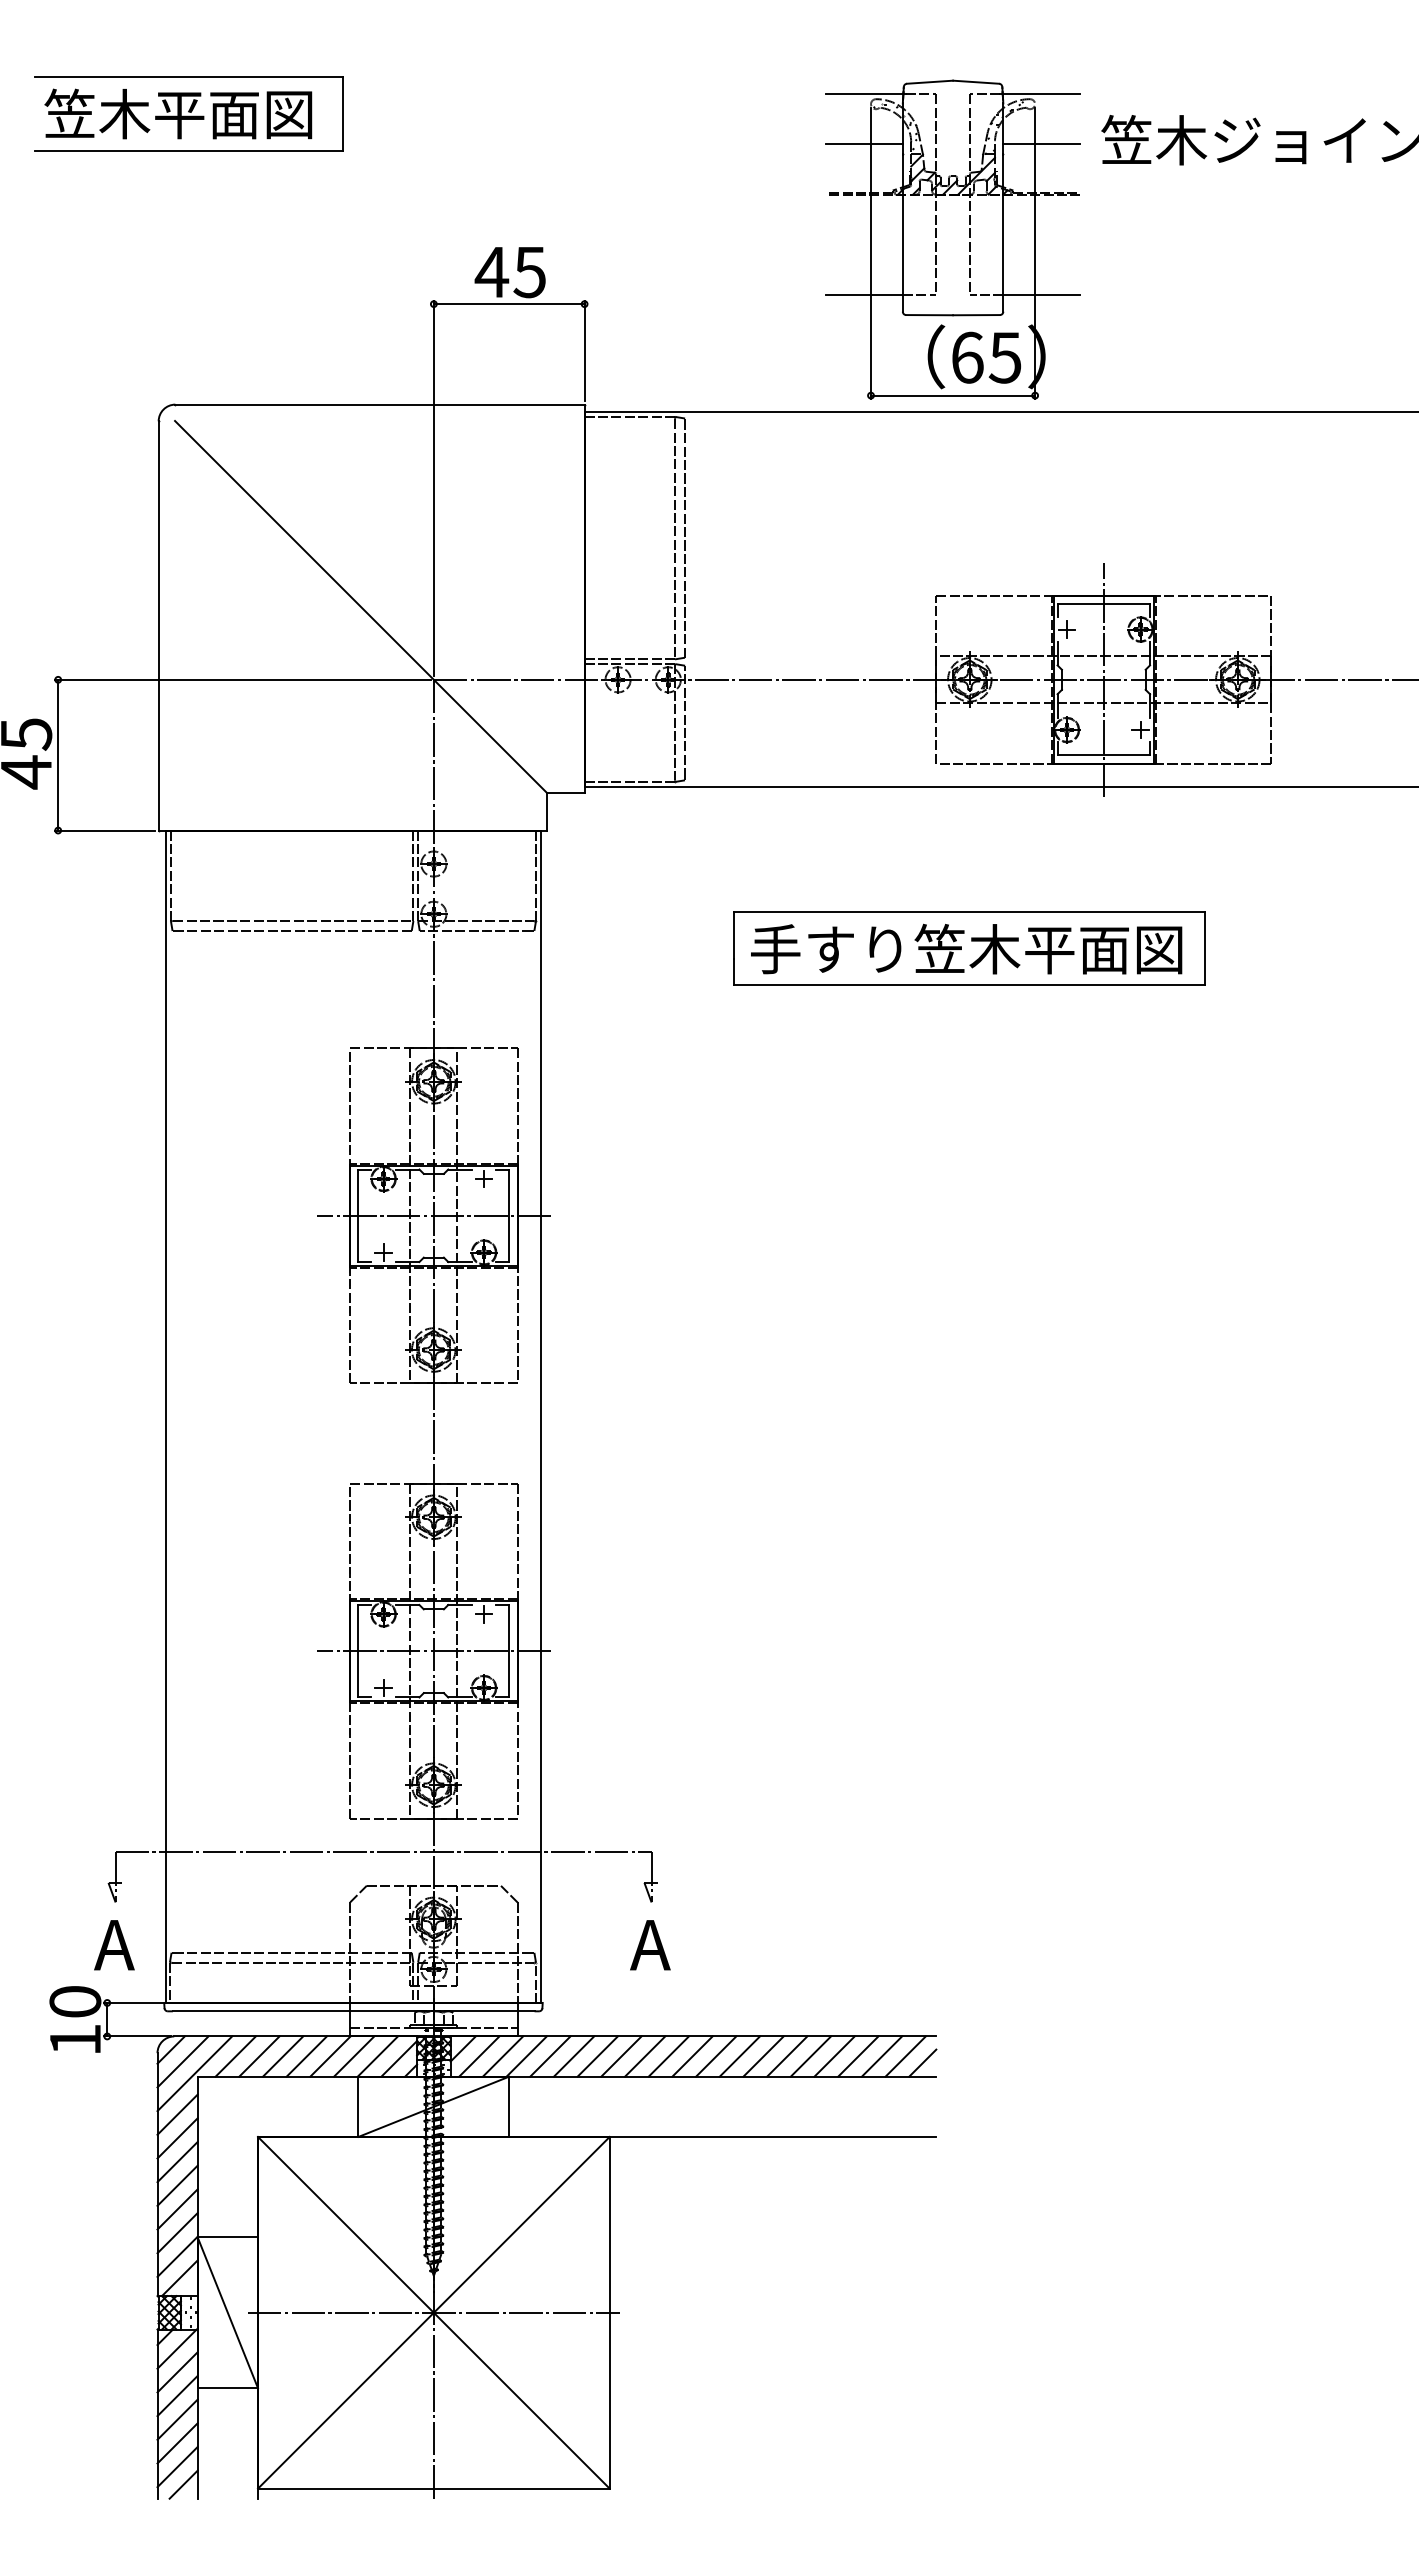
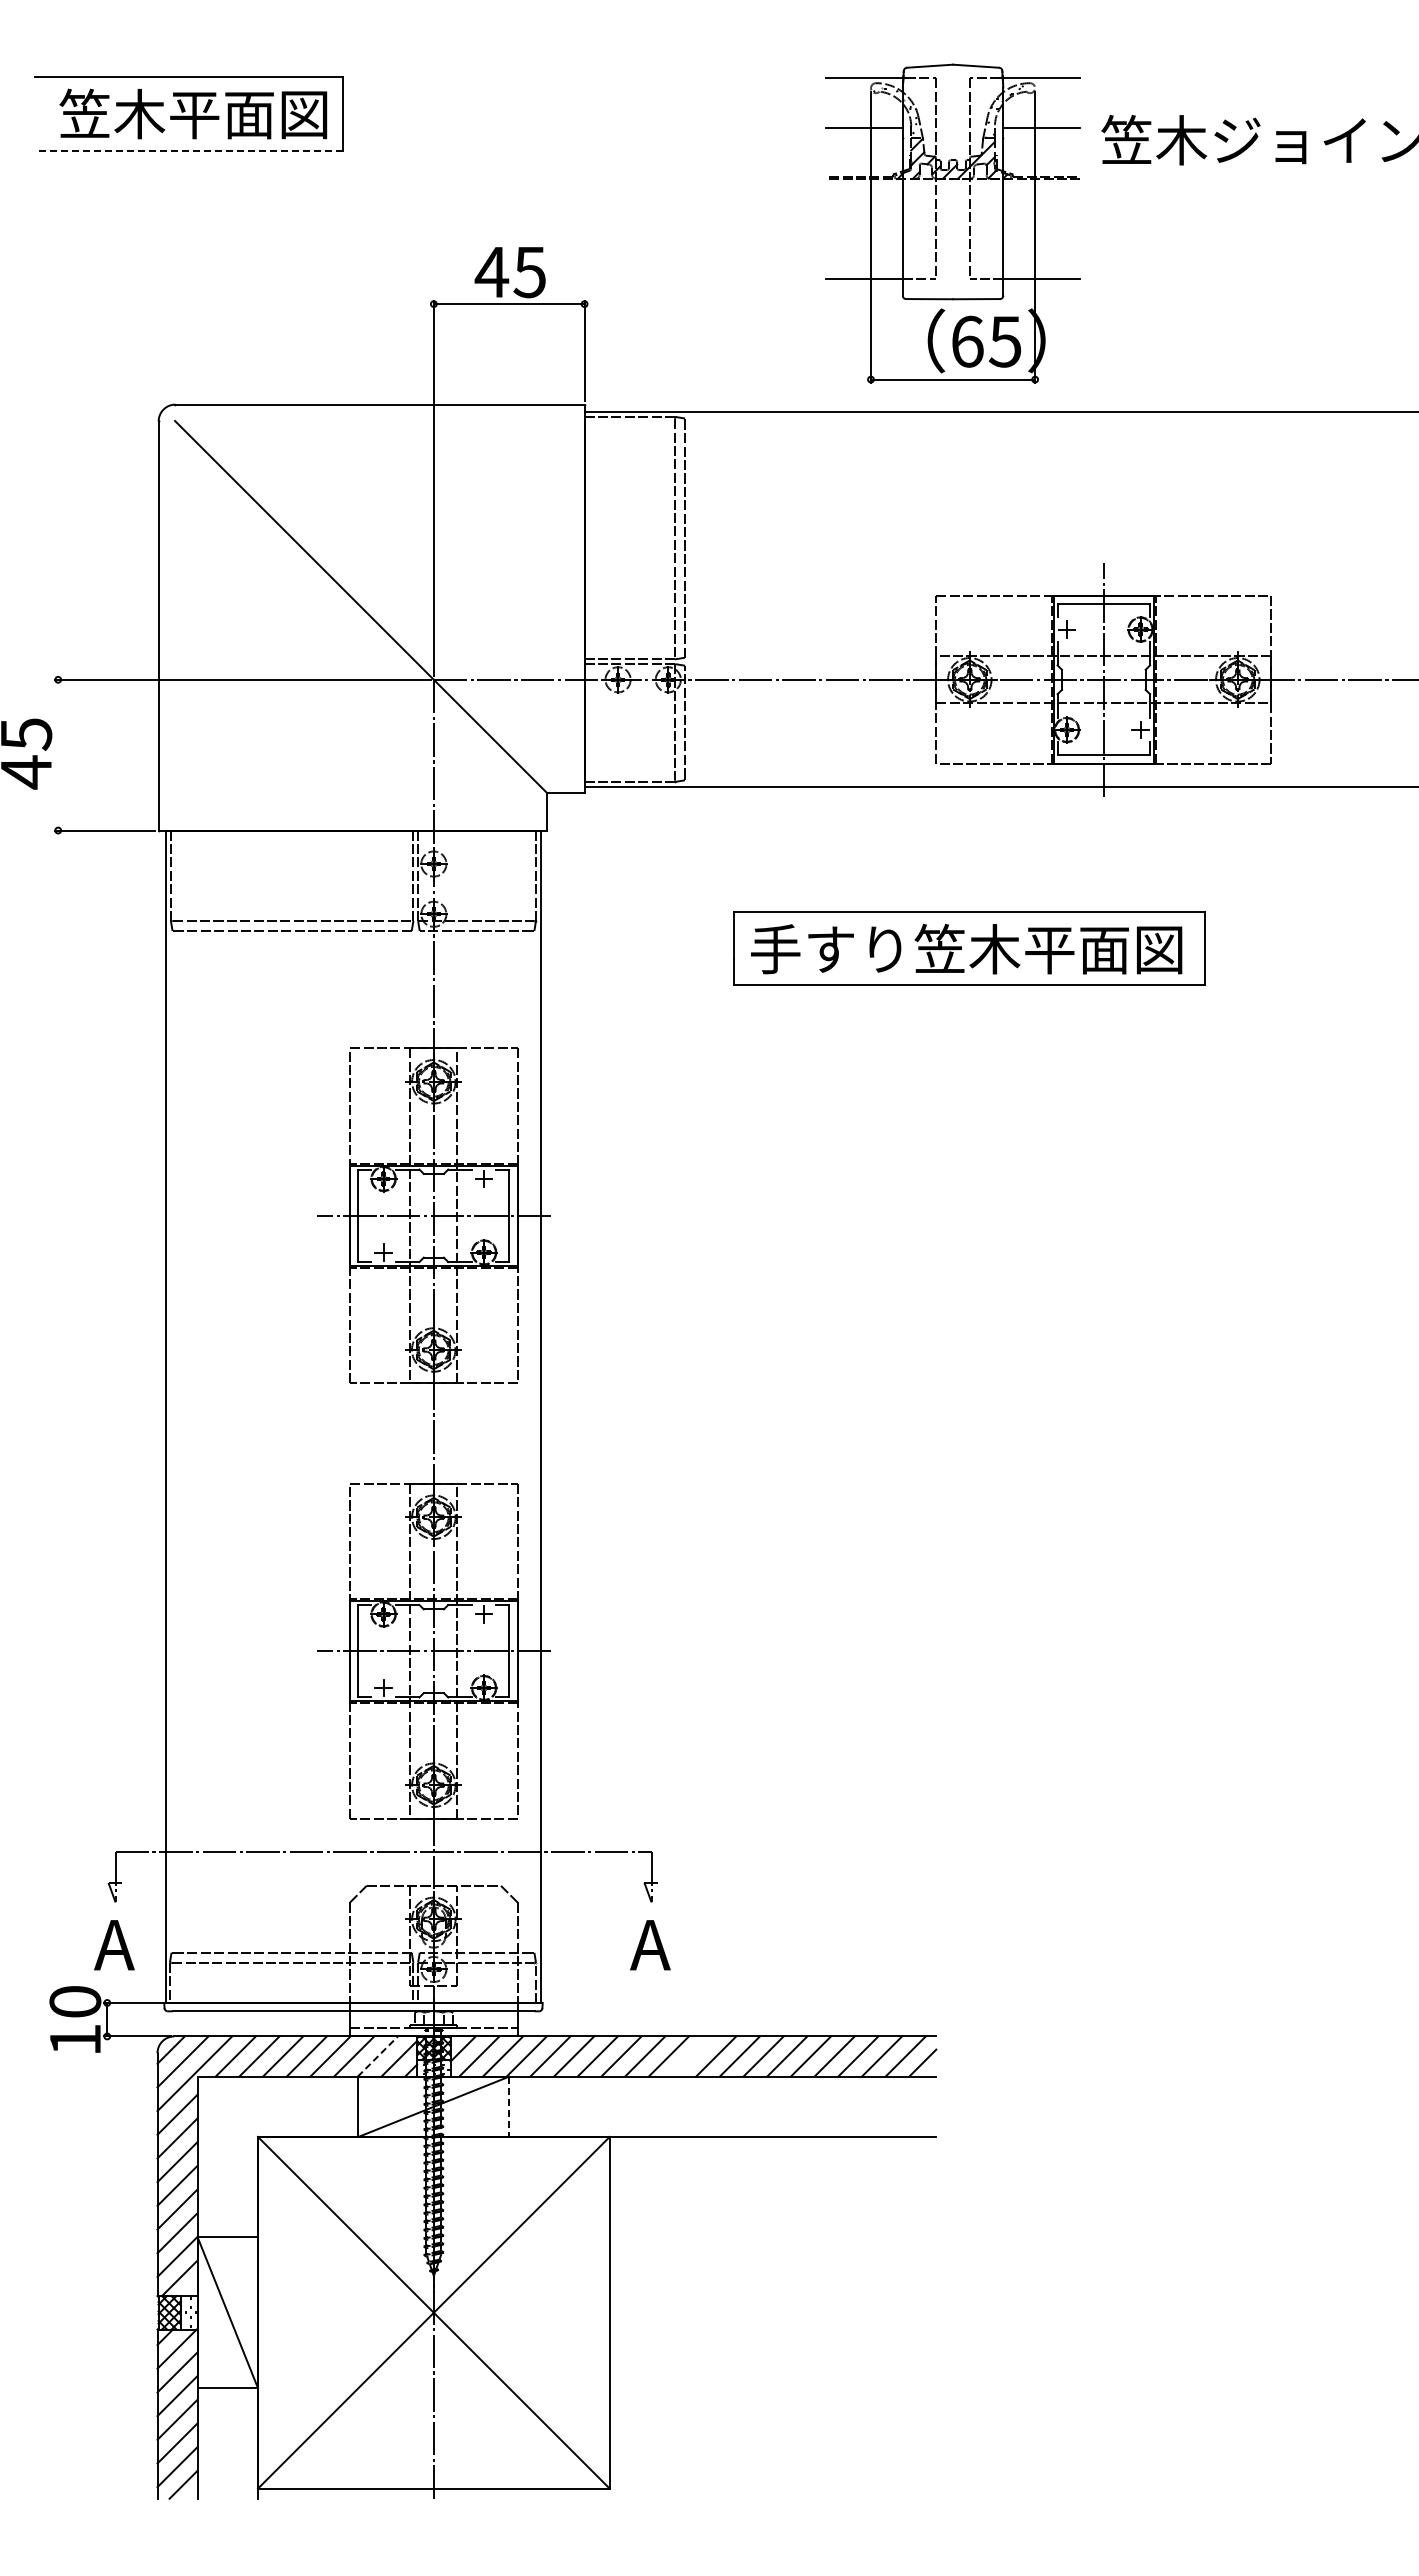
text position: (178, 113) -> (193, 113) (193, 113)
line: solid -> dashed (188, 150)
part position: (952, 239) -> (952, 223) (952, 223)
line: present -> none (58, 754)
line: solid -> dashed (378, 2056)
line: present -> none (692, 2056)
line: solid -> dashed (509, 2107)
line: present -> none (433, 2312)
